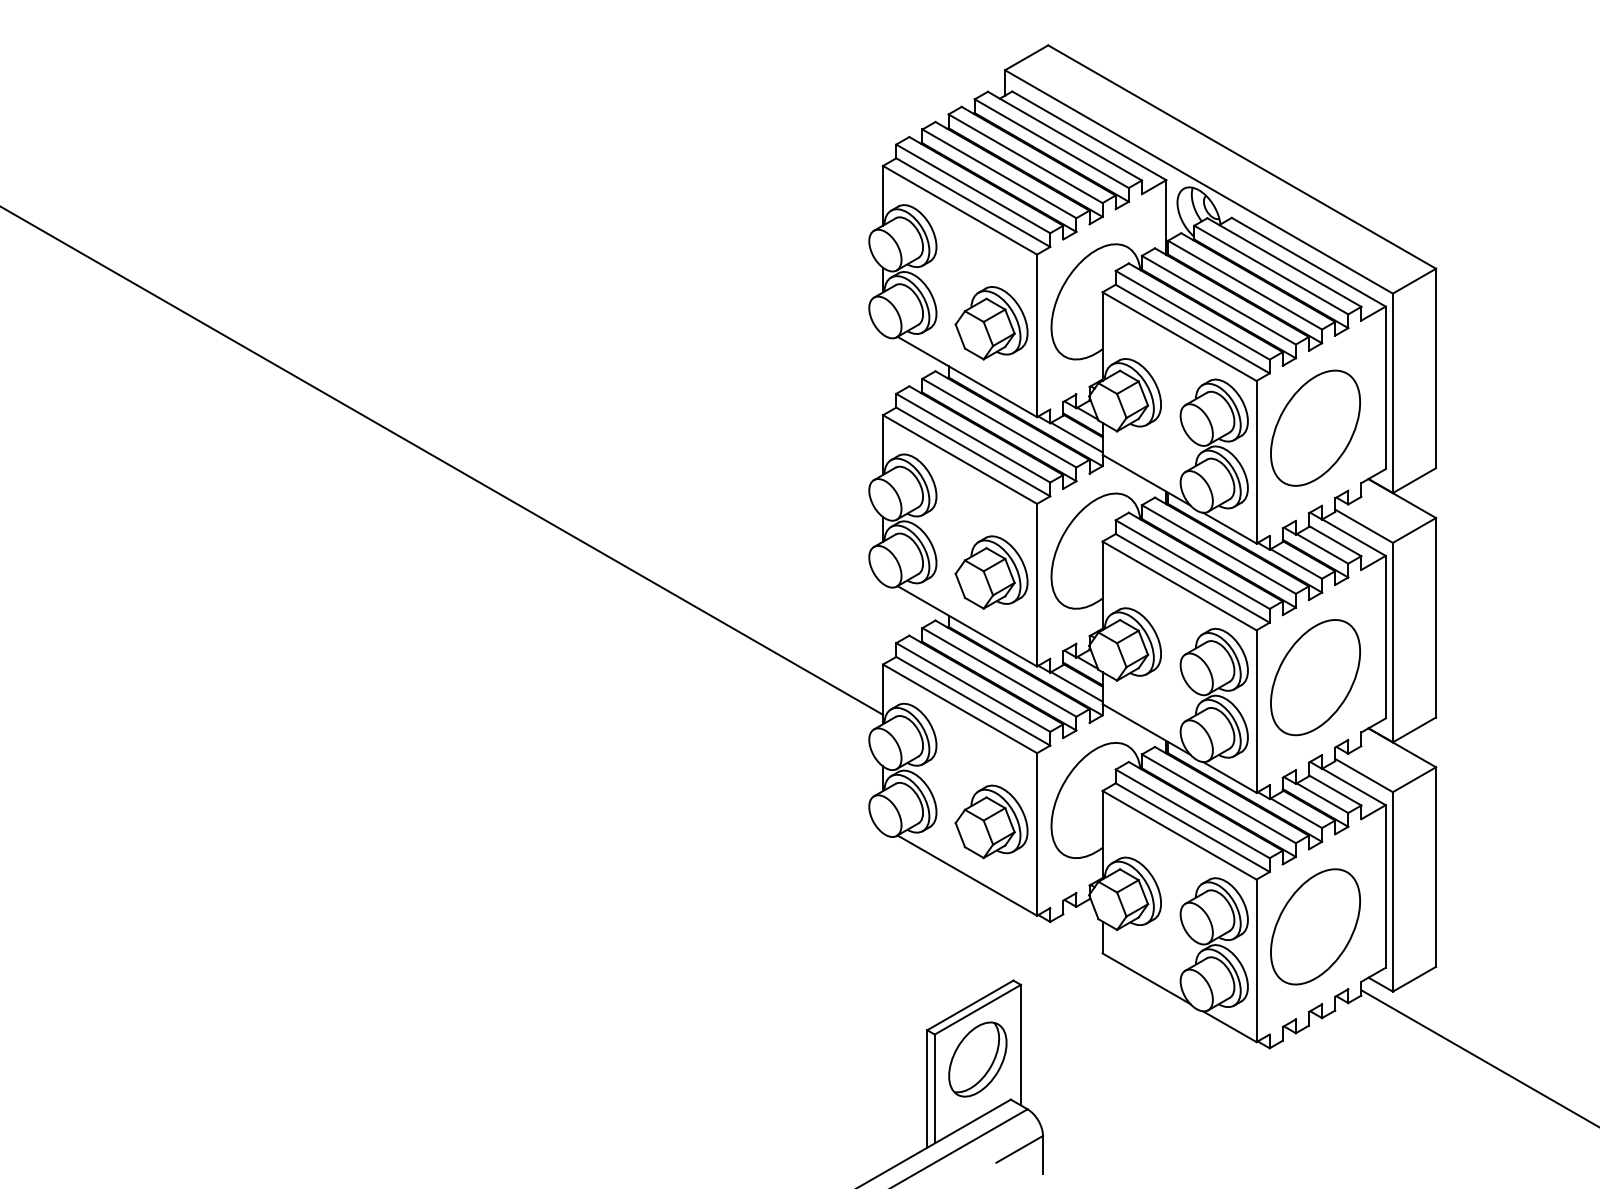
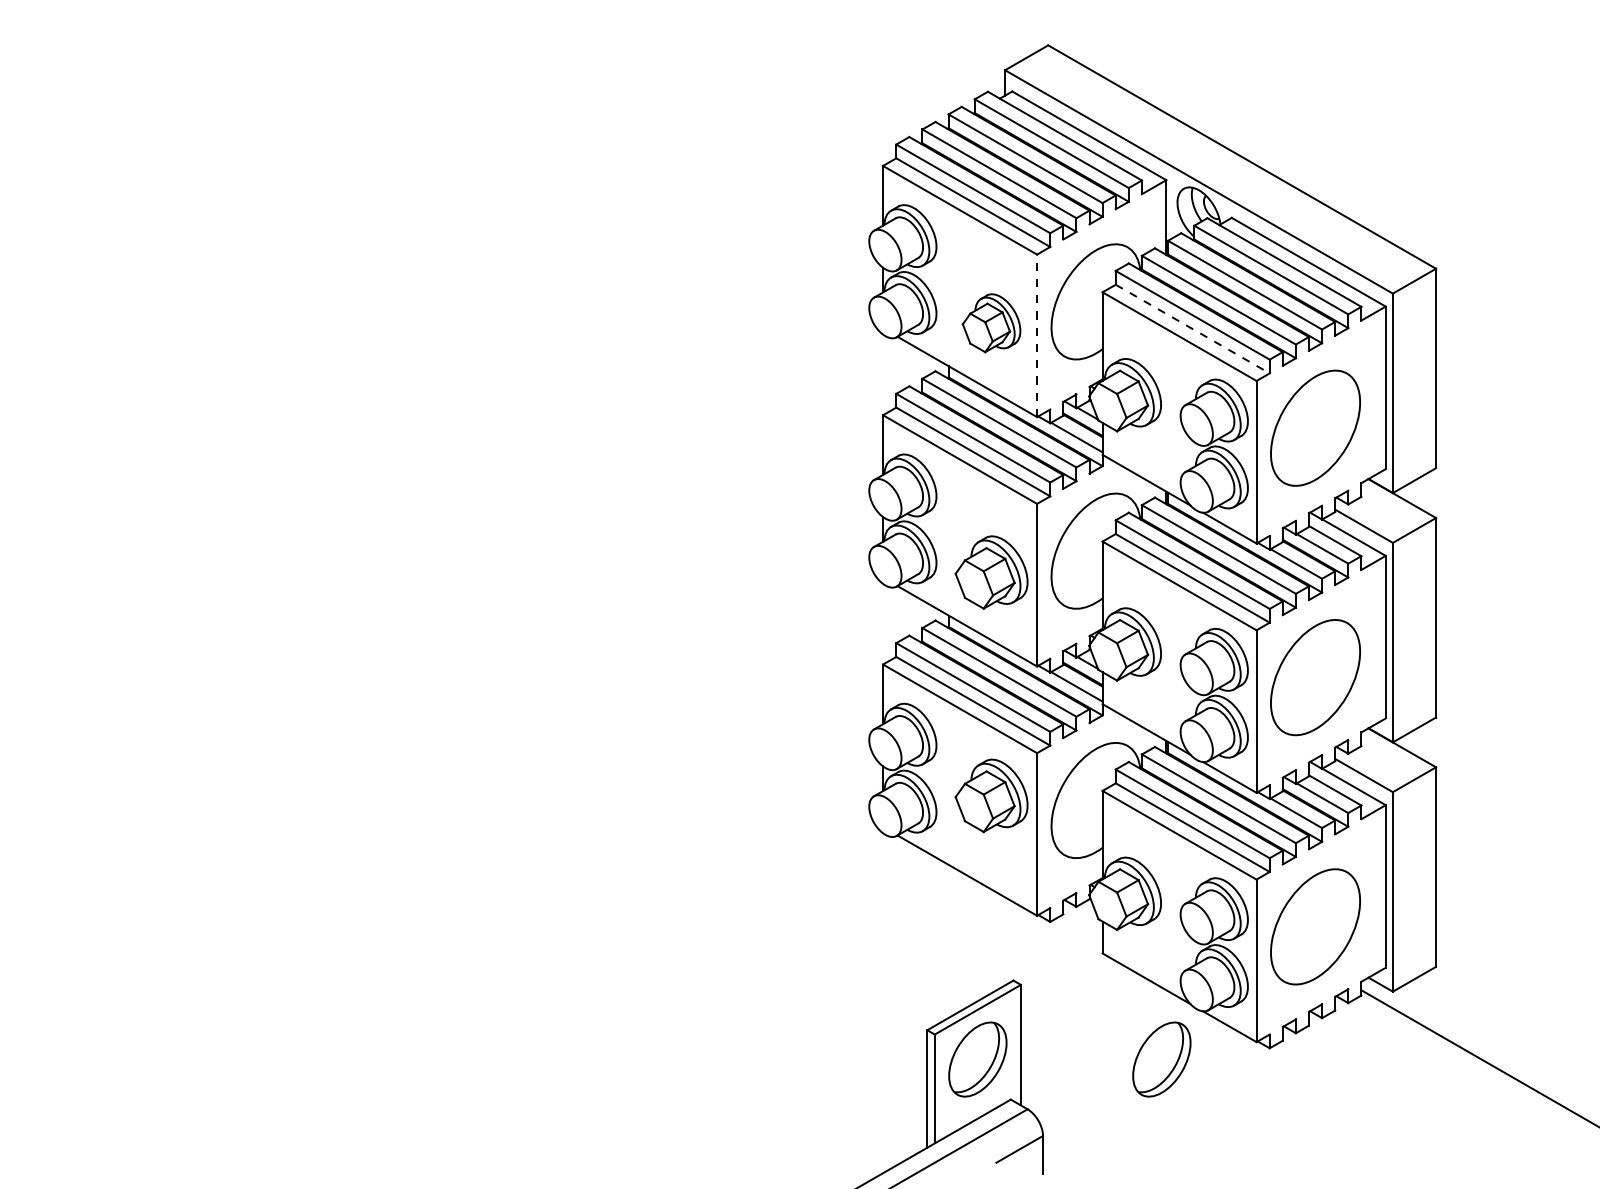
part size: 75x75 px -> 61x61 px (991, 323)
line: solid -> dashed (1192, 329)
line: solid -> dashed (1037, 335)
line: present -> none (442, 460)
part position: (991, 821) -> (991, 795) (991, 795)
part: none -> present (1161, 1059)
